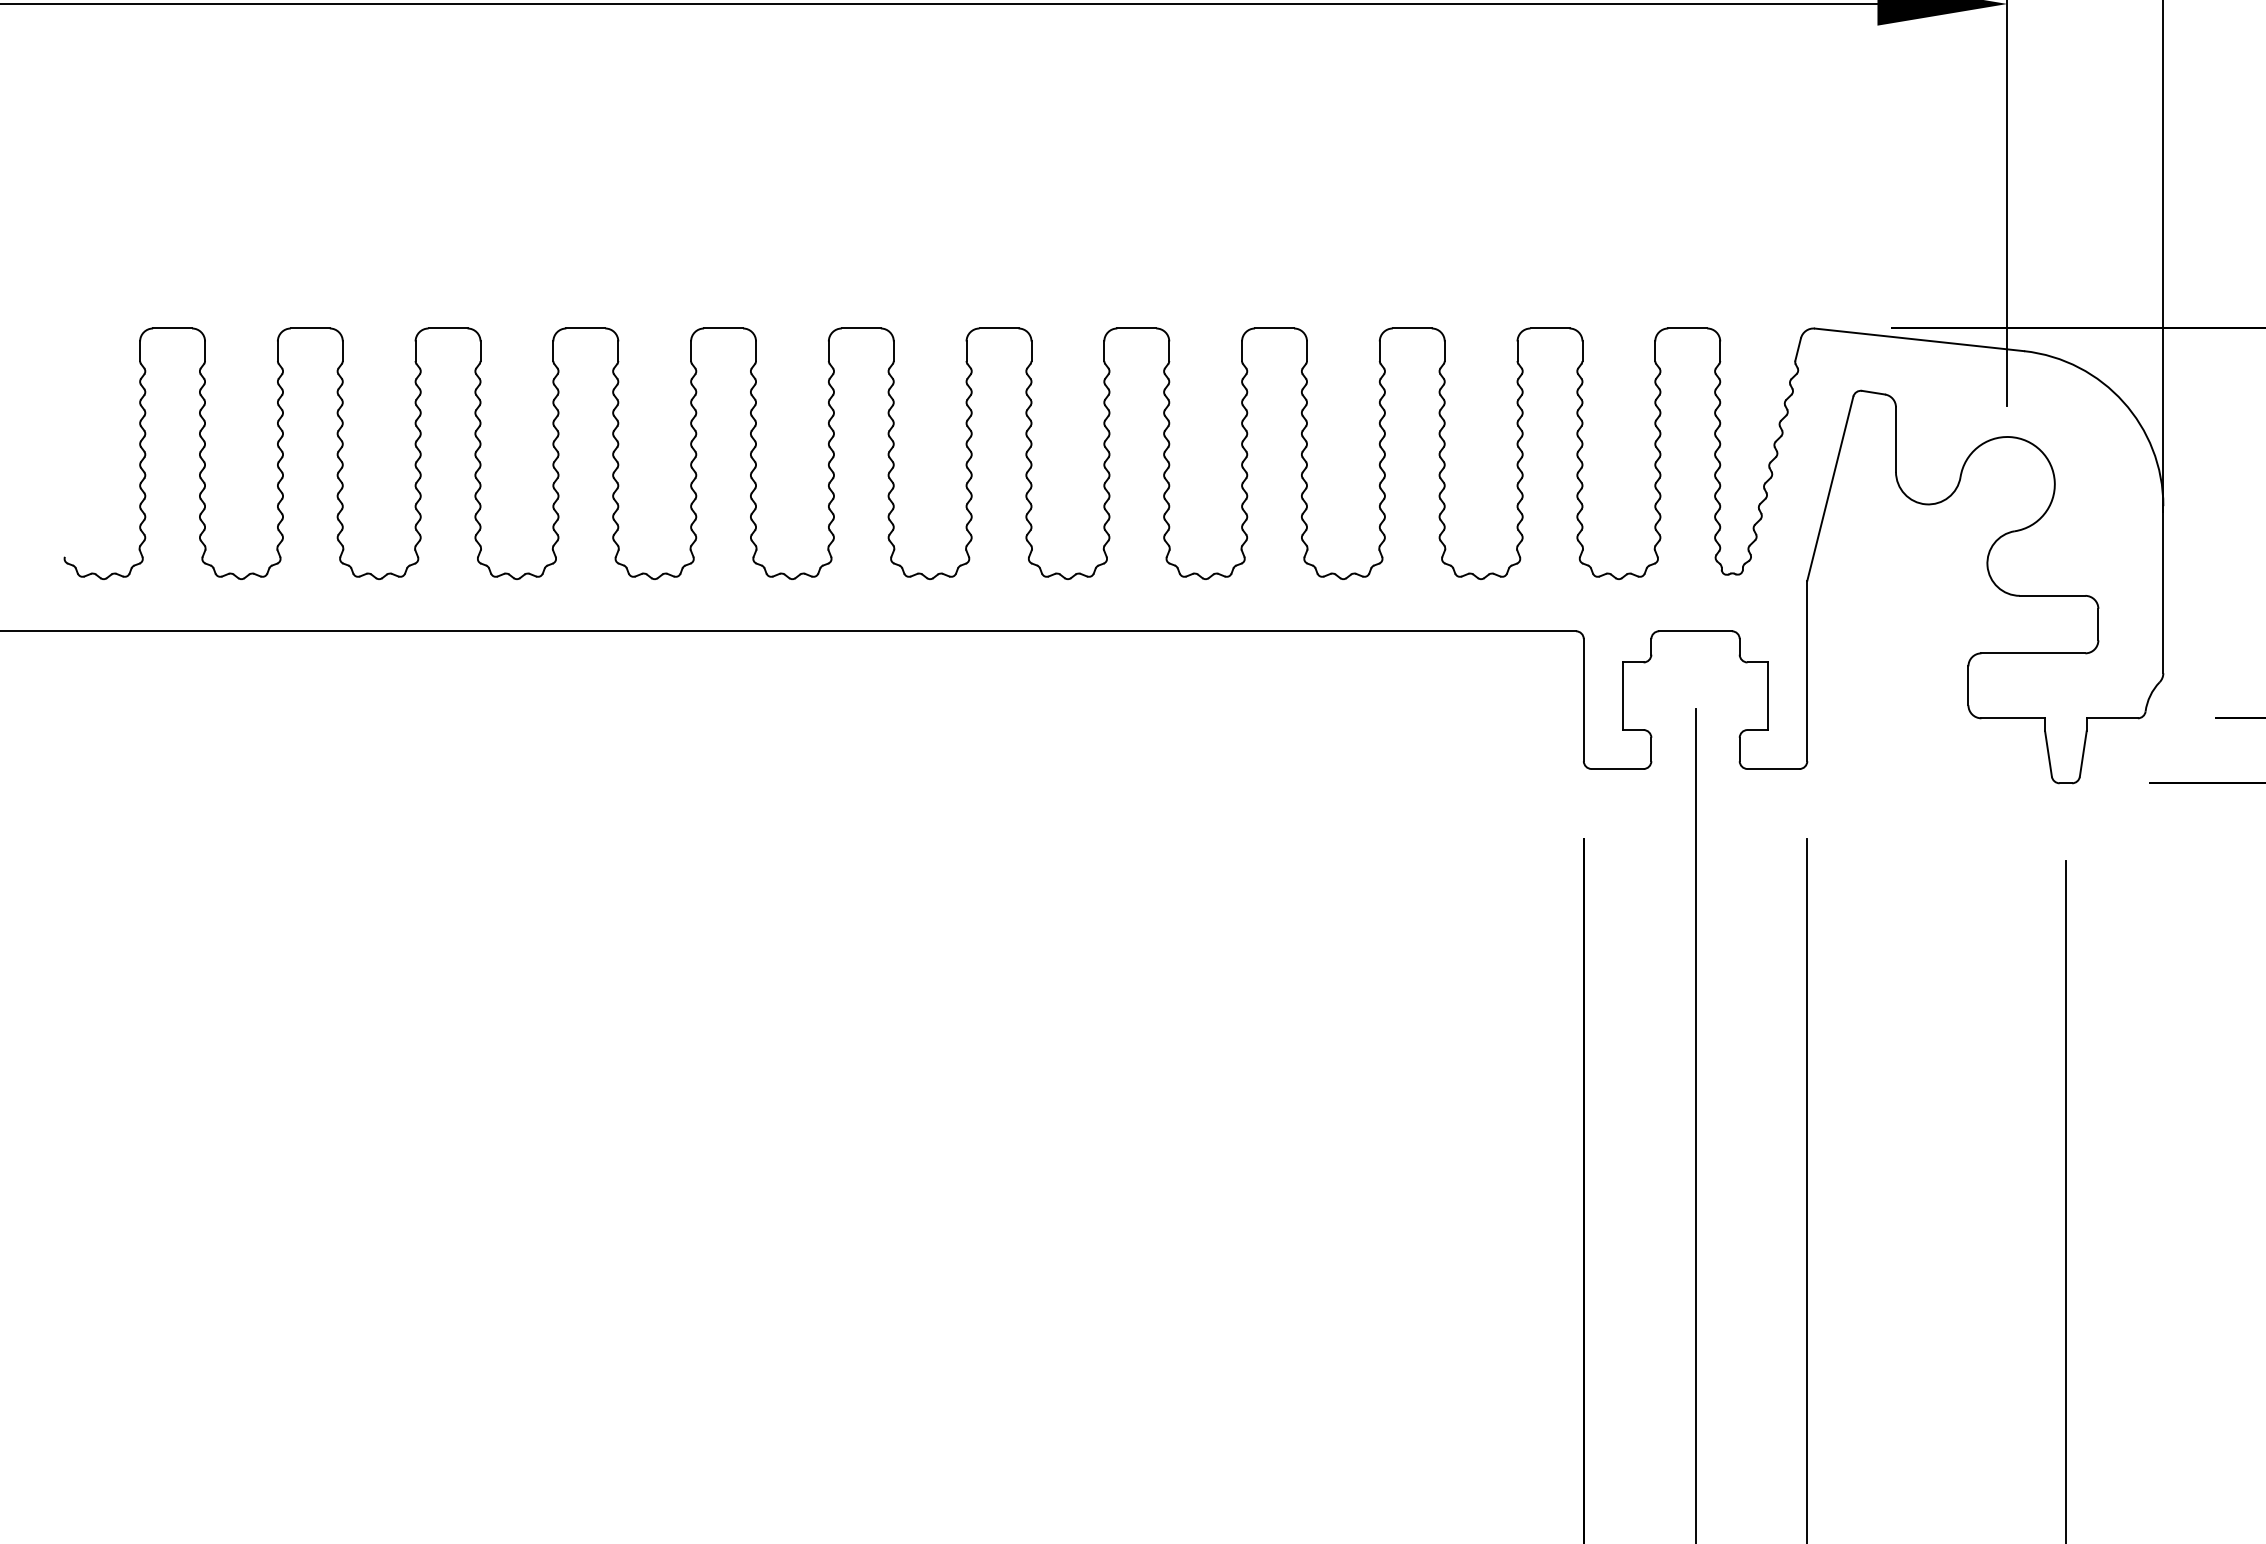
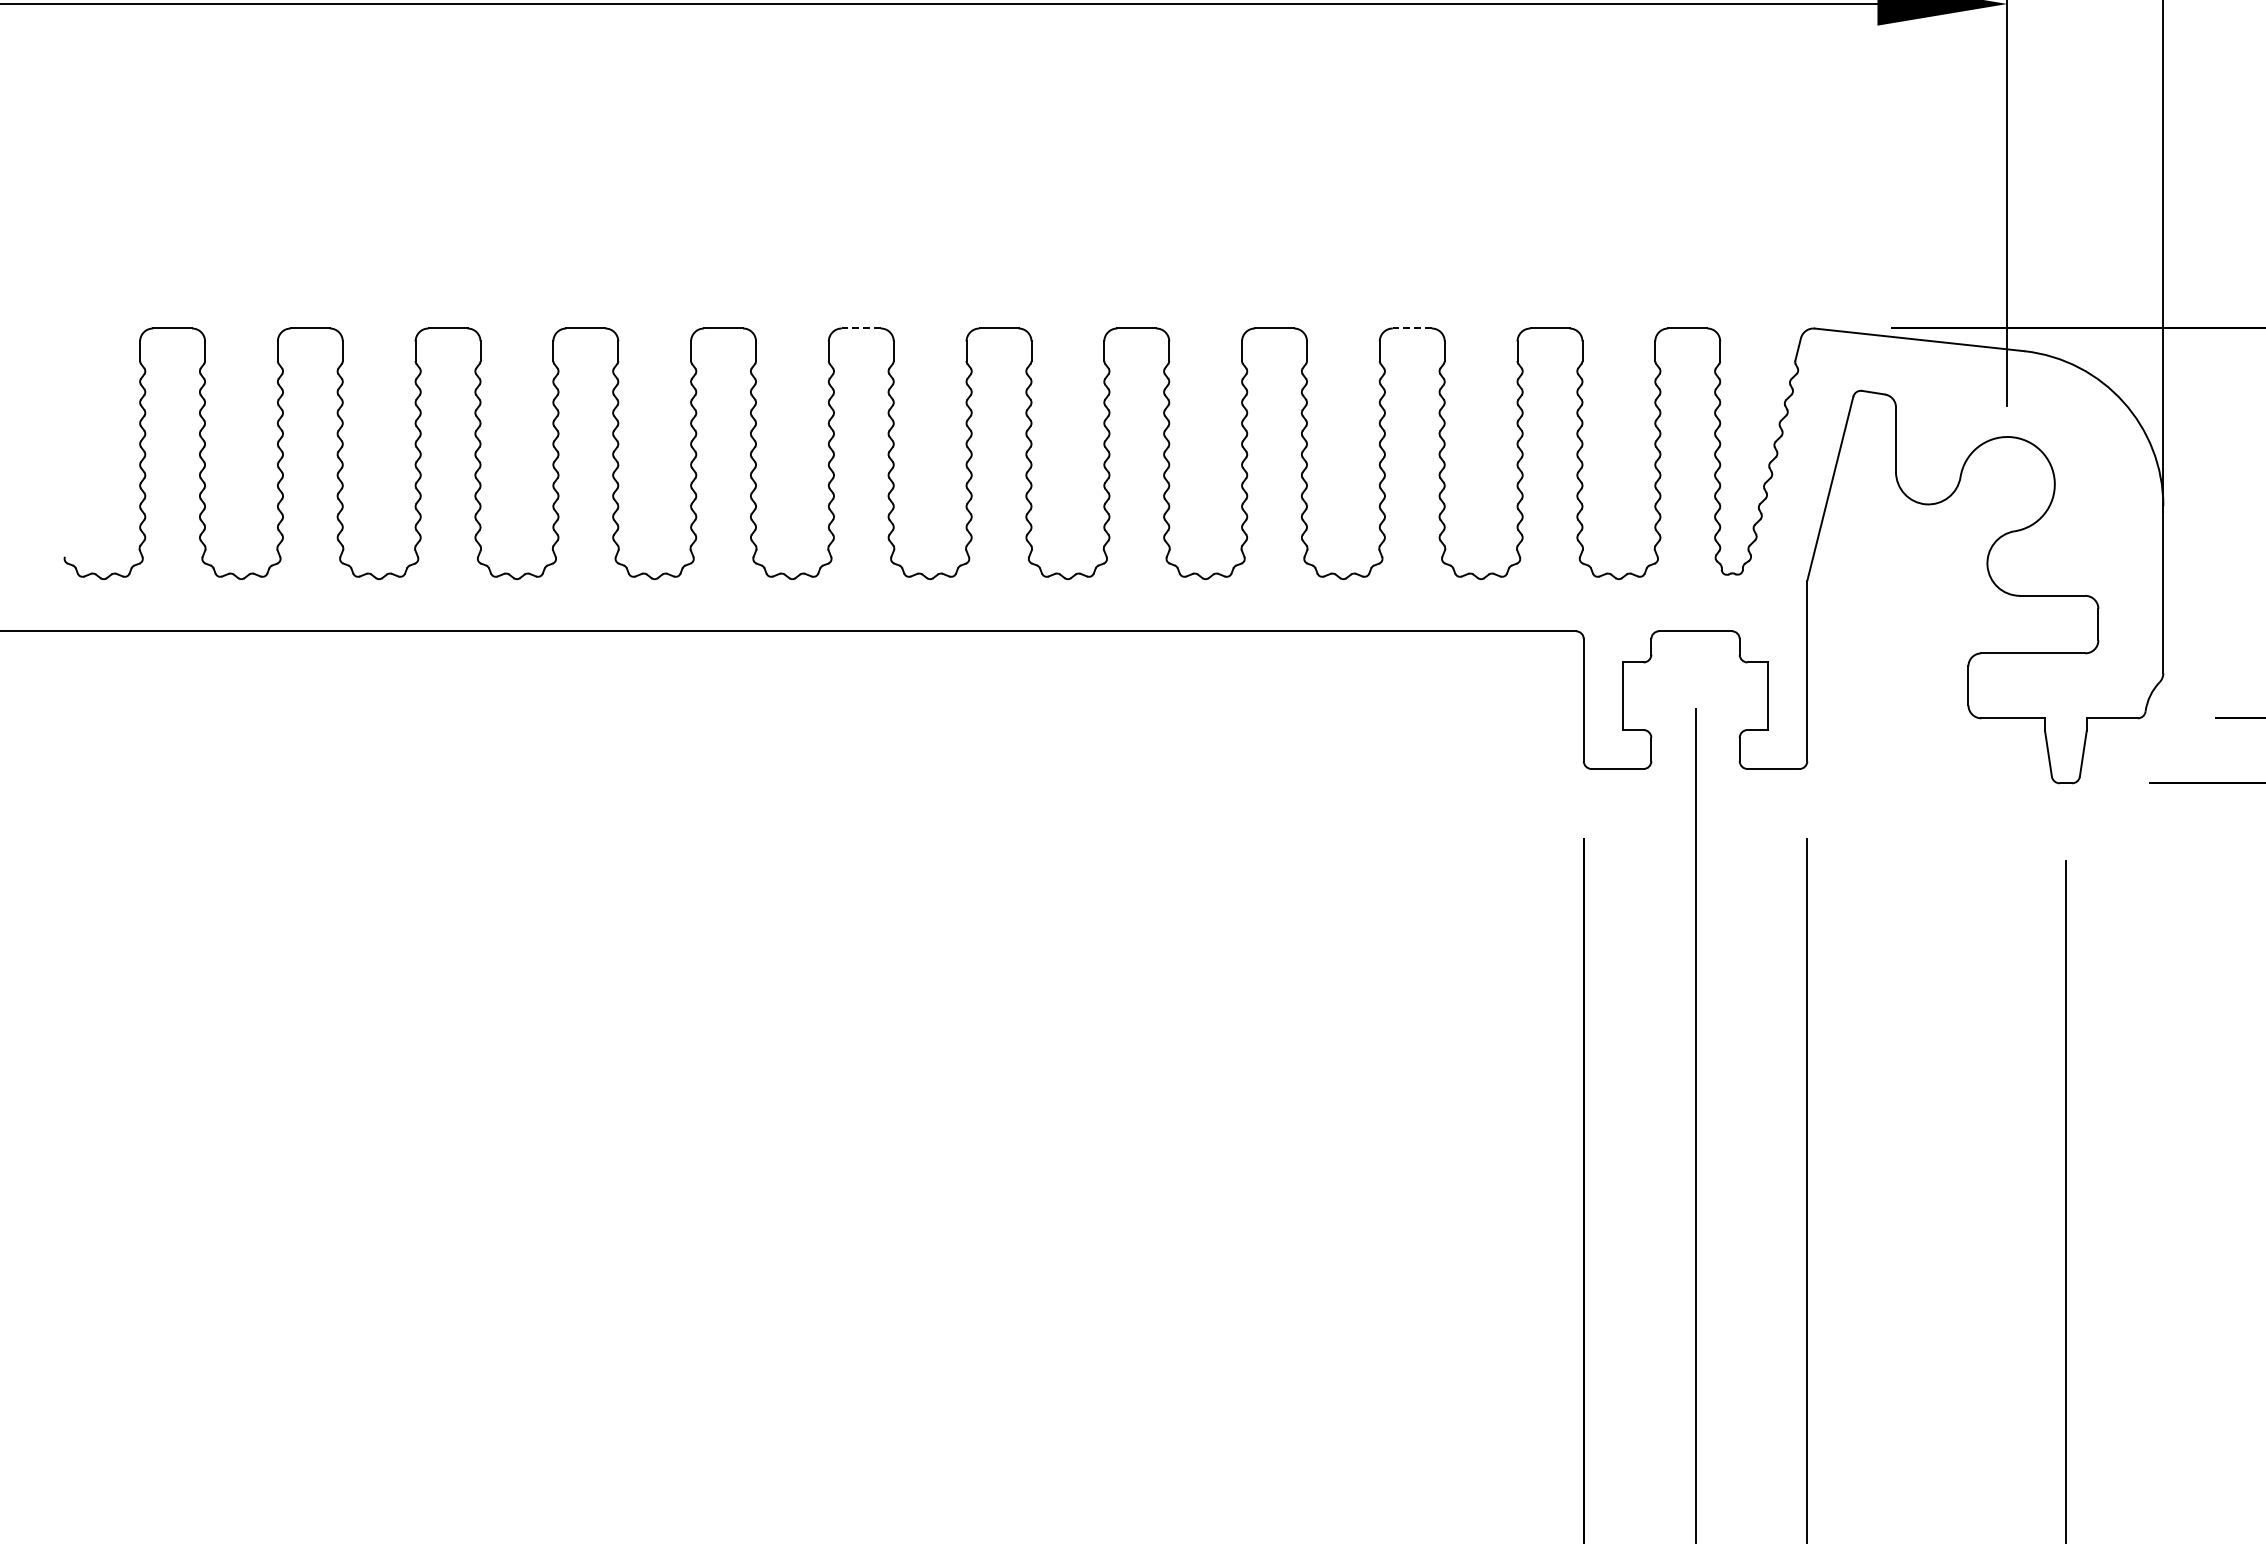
line: solid -> dashed (860, 328)
line: solid -> dashed (1411, 328)
